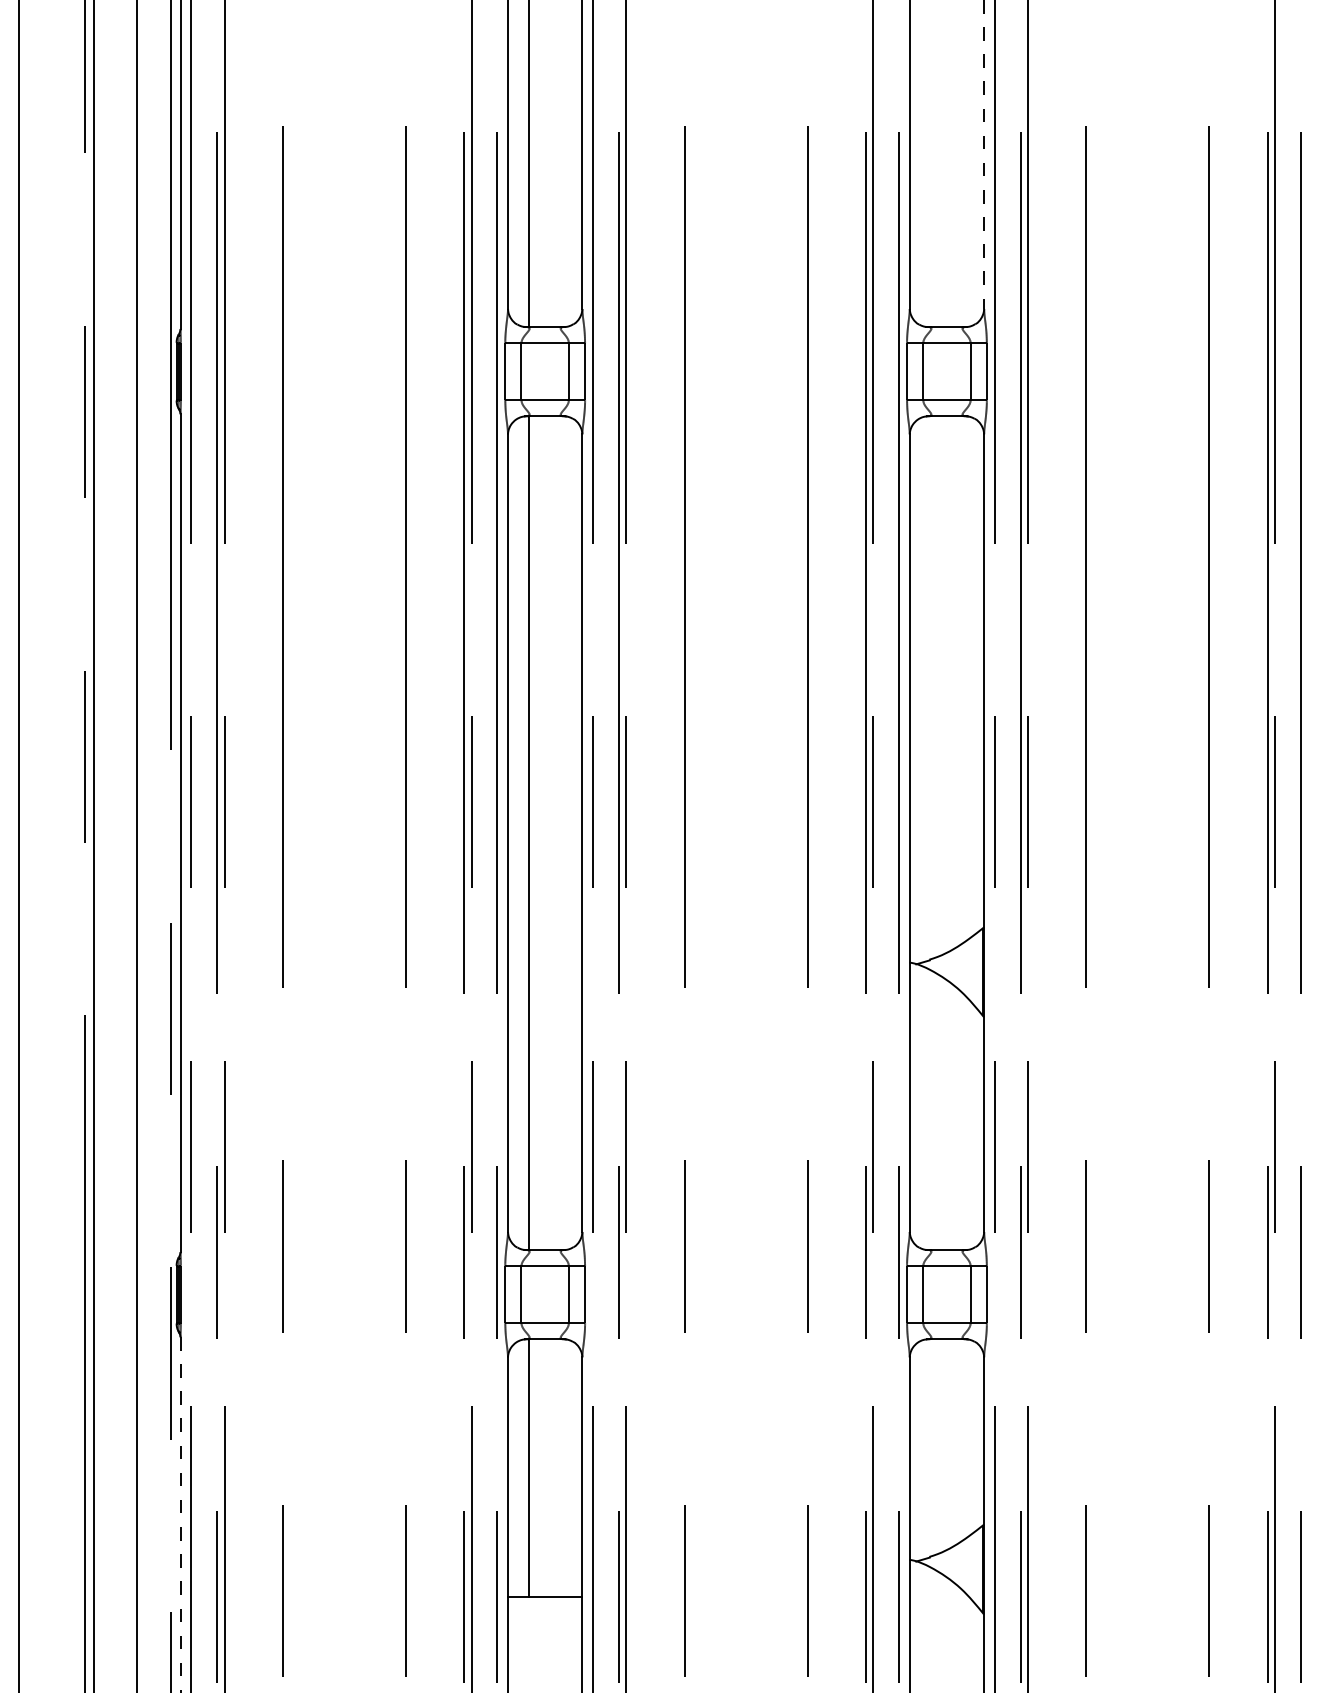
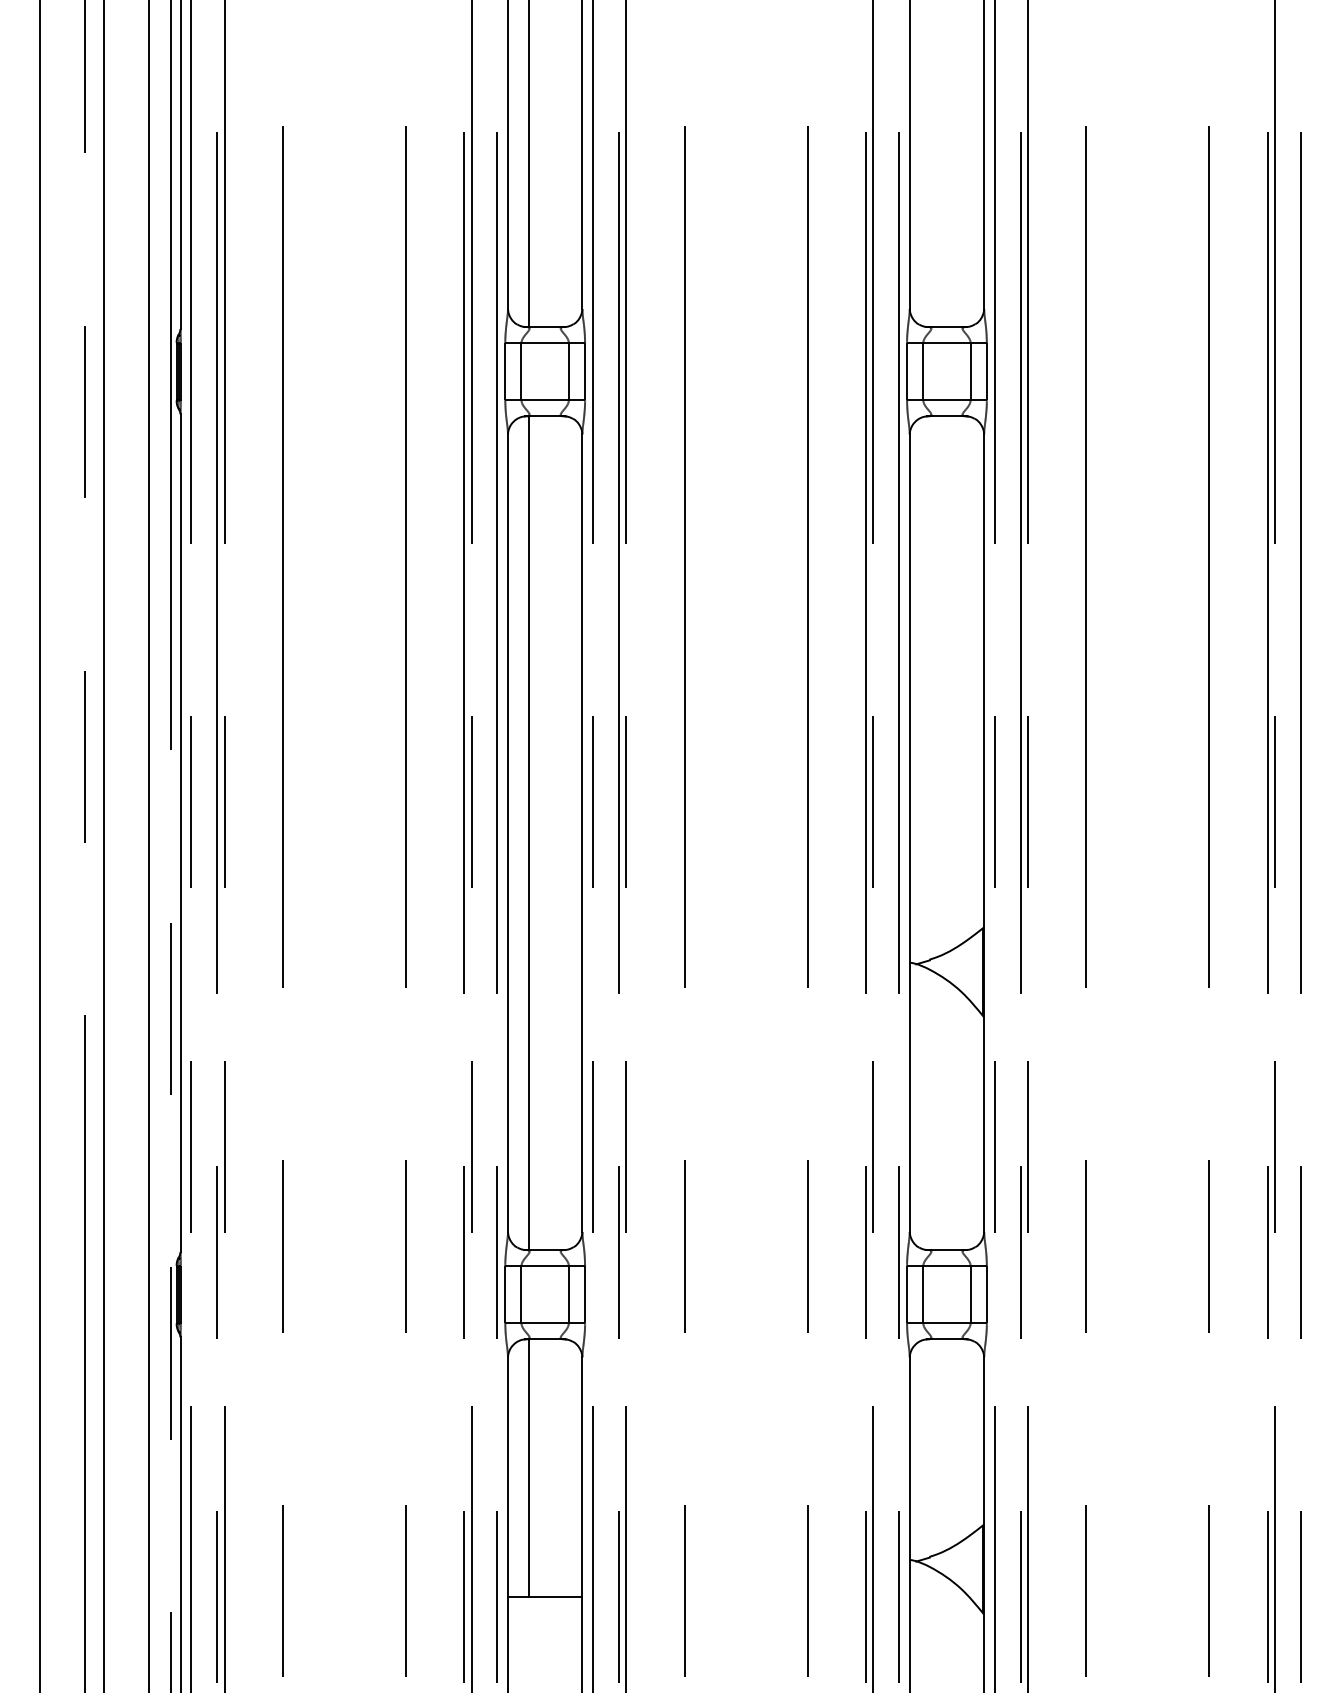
line: dashed -> solid (984, 155)
line position: (19, 845) -> (40, 845) (40, 845)
line position: (94, 845) -> (104, 845) (104, 845)
line position: (136, 845) -> (148, 845) (148, 845)
line: dashed -> solid (180, 1514)
